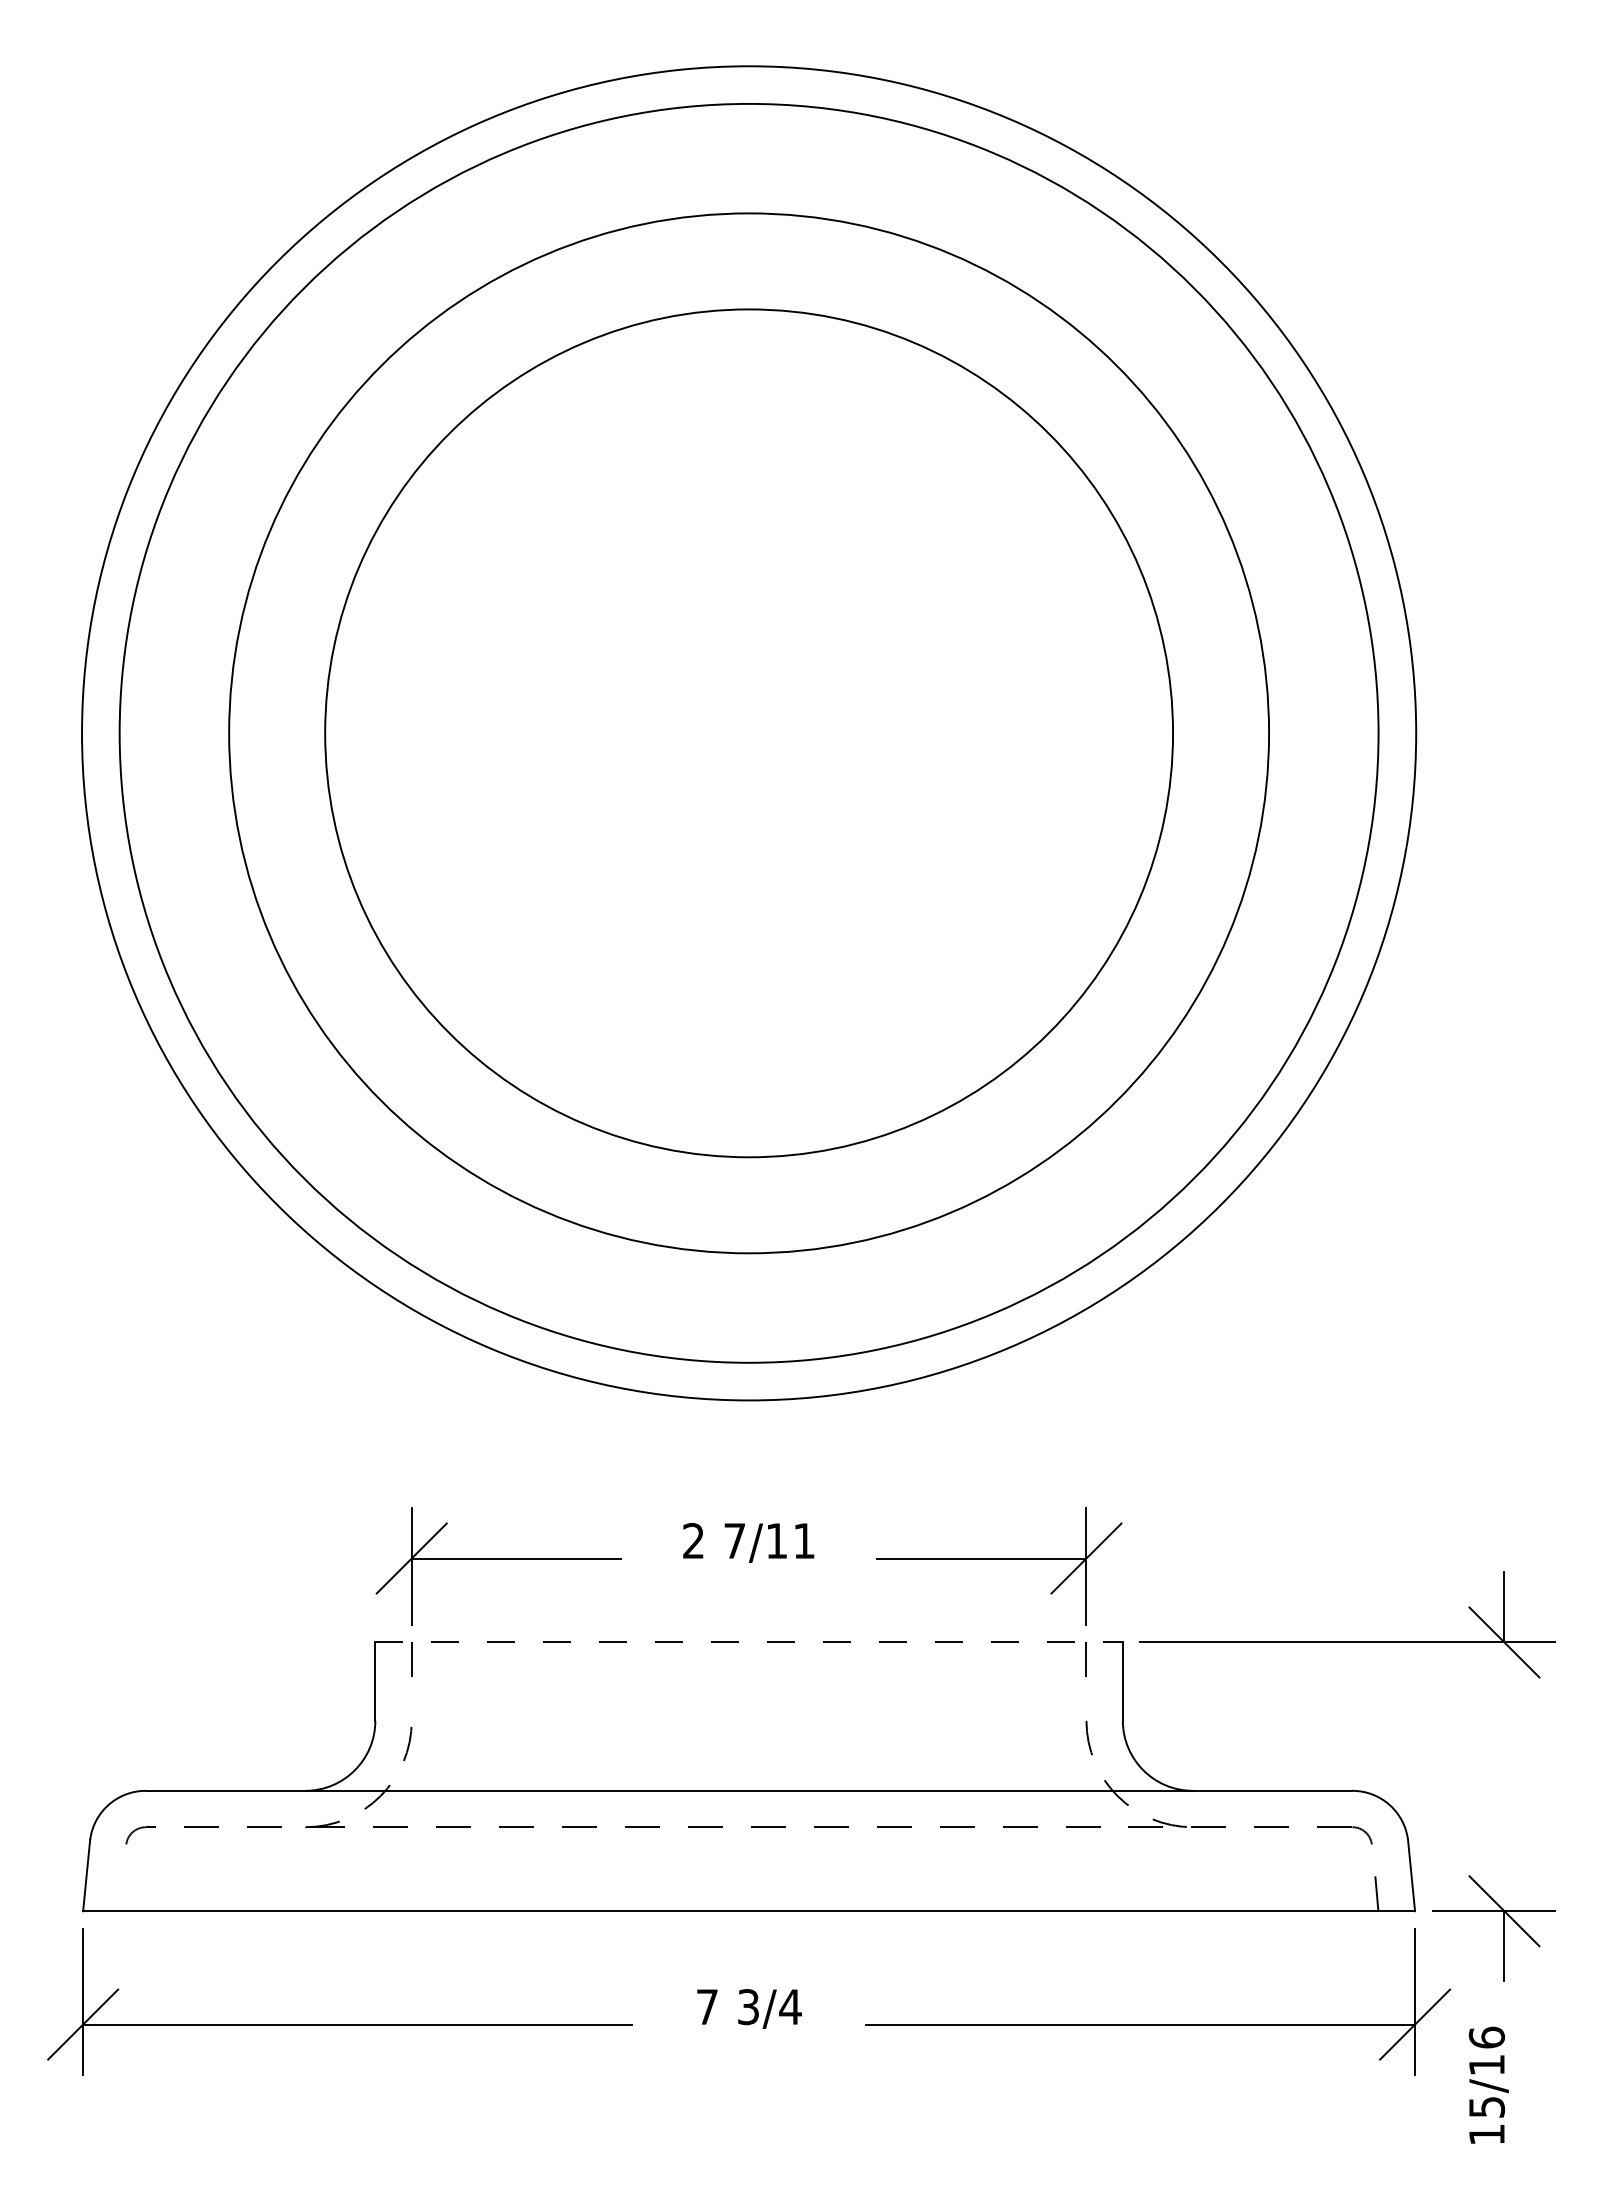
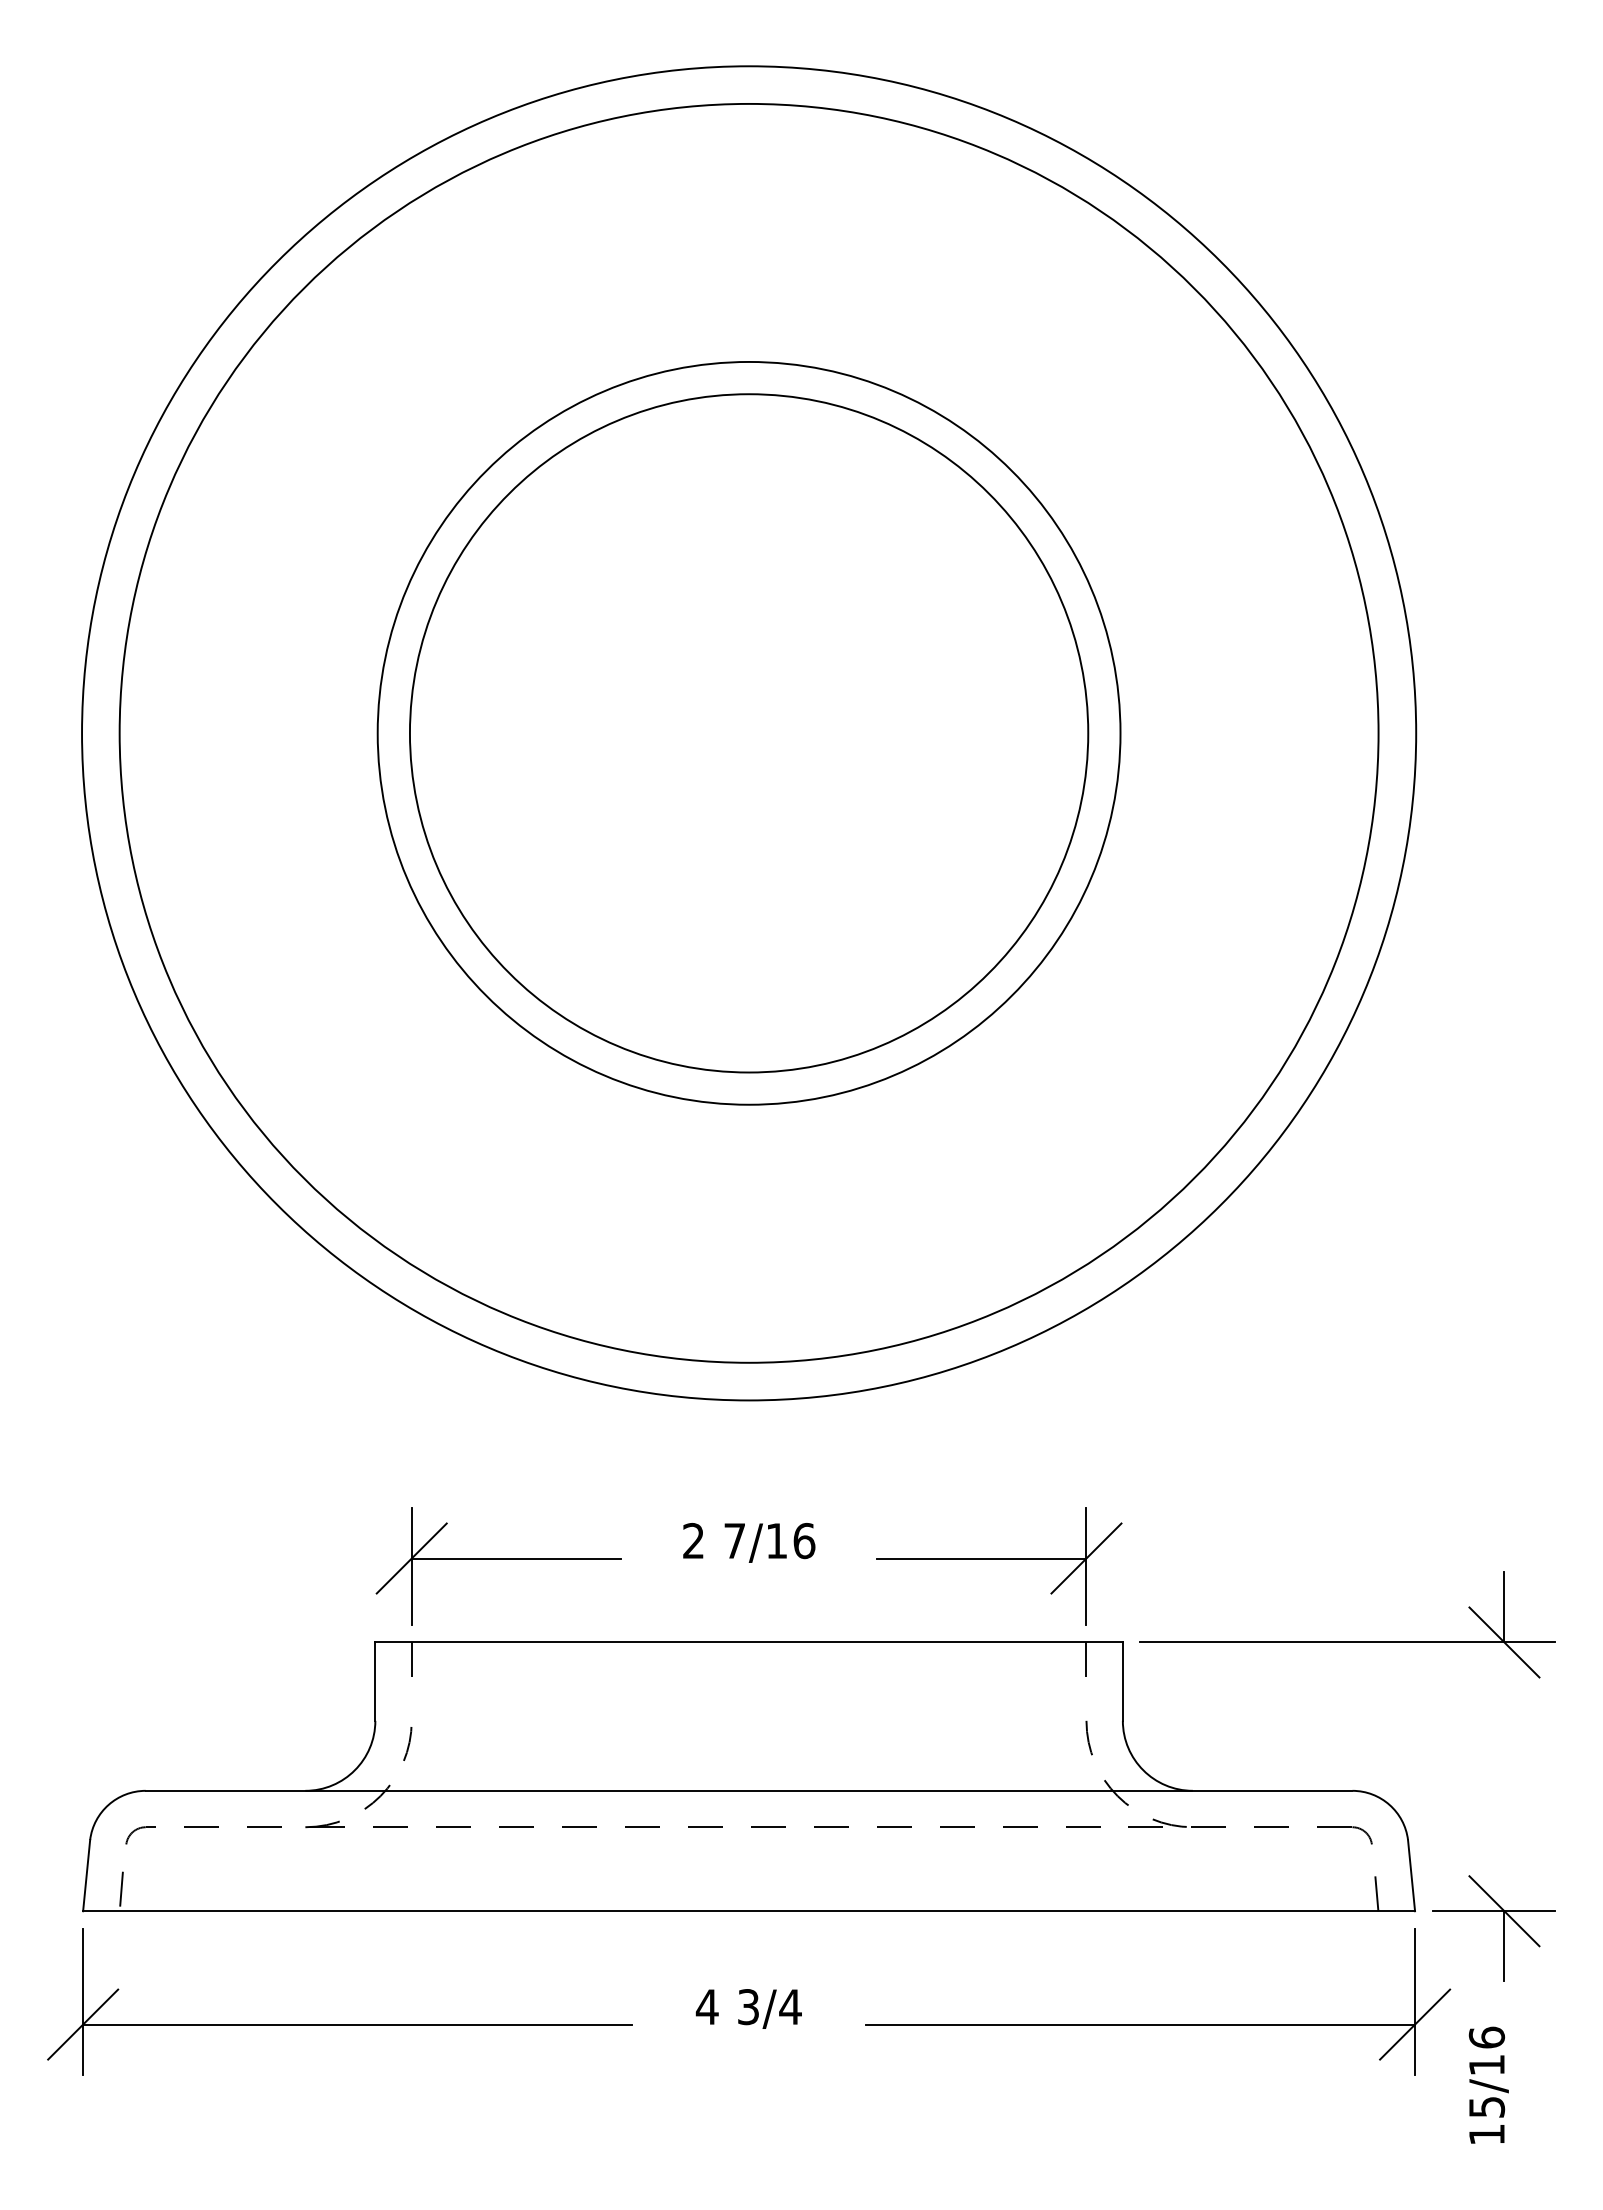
circle diameter: 1040 px -> 743 px (748, 732)
circle diameter: 848 px -> 678 px (748, 733)
text: 7/11 -> 7/16 (804, 1540)
line: dashed -> solid (749, 1642)
line: none -> present (120, 1891)
text: 7 -> 4 (706, 2006)
